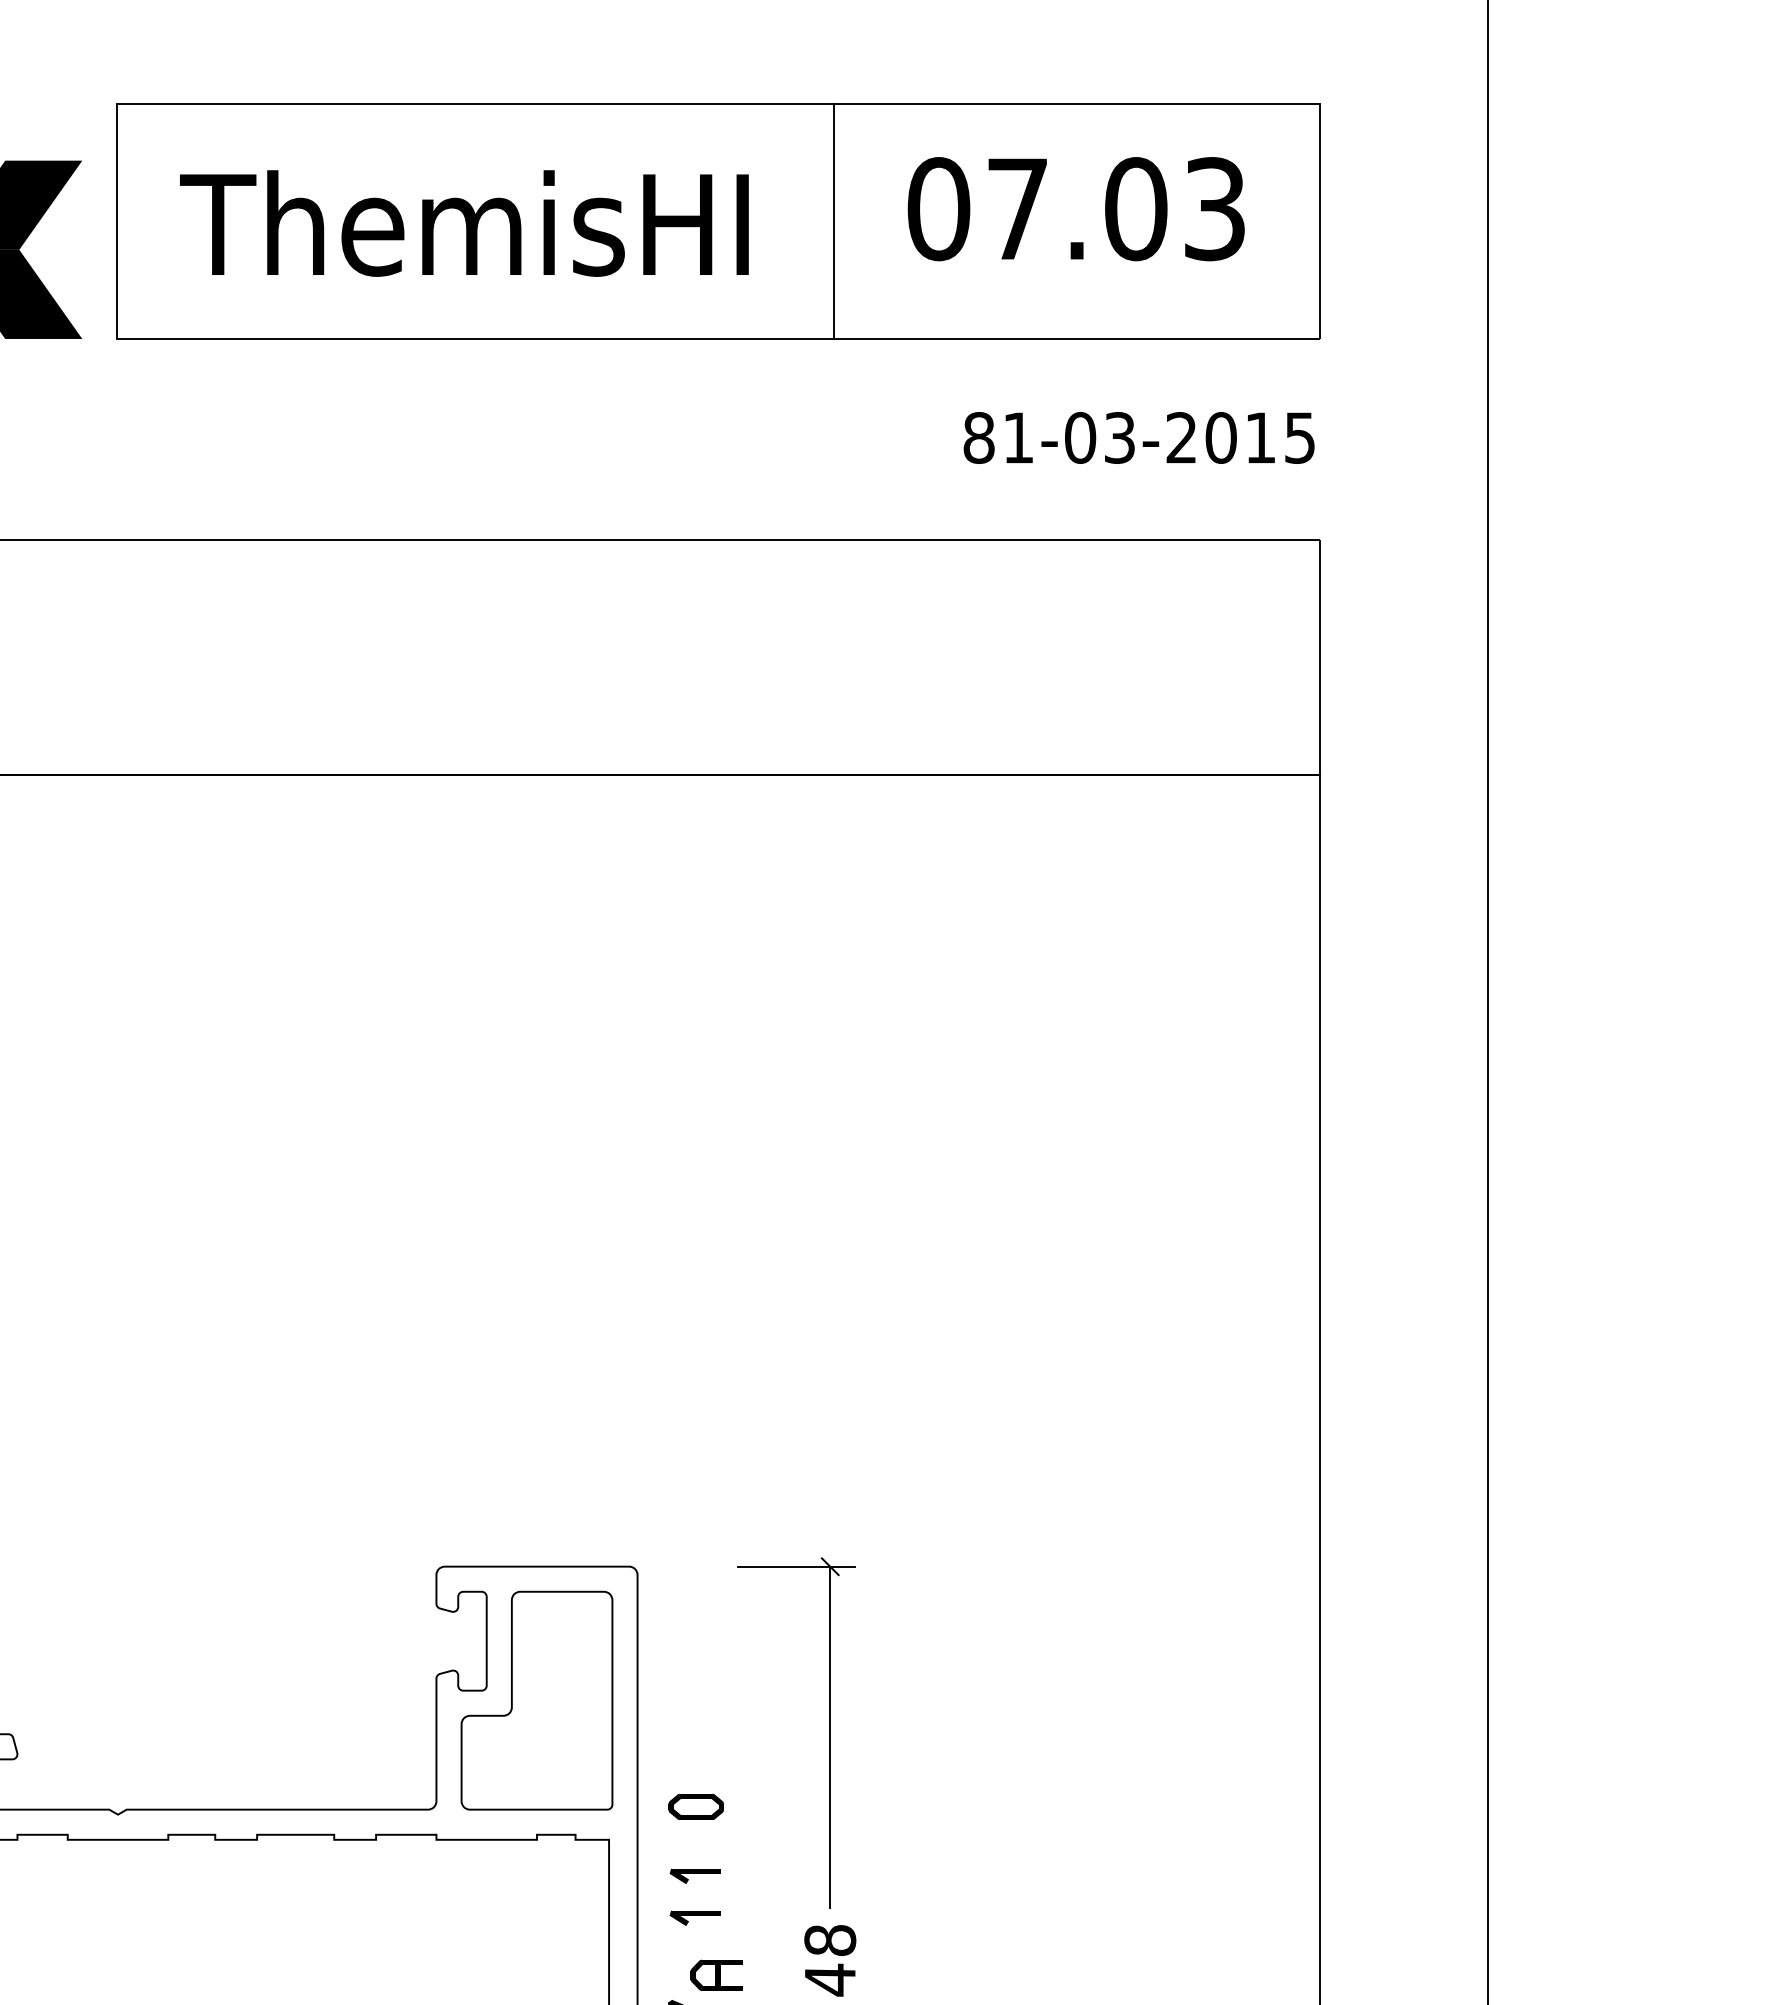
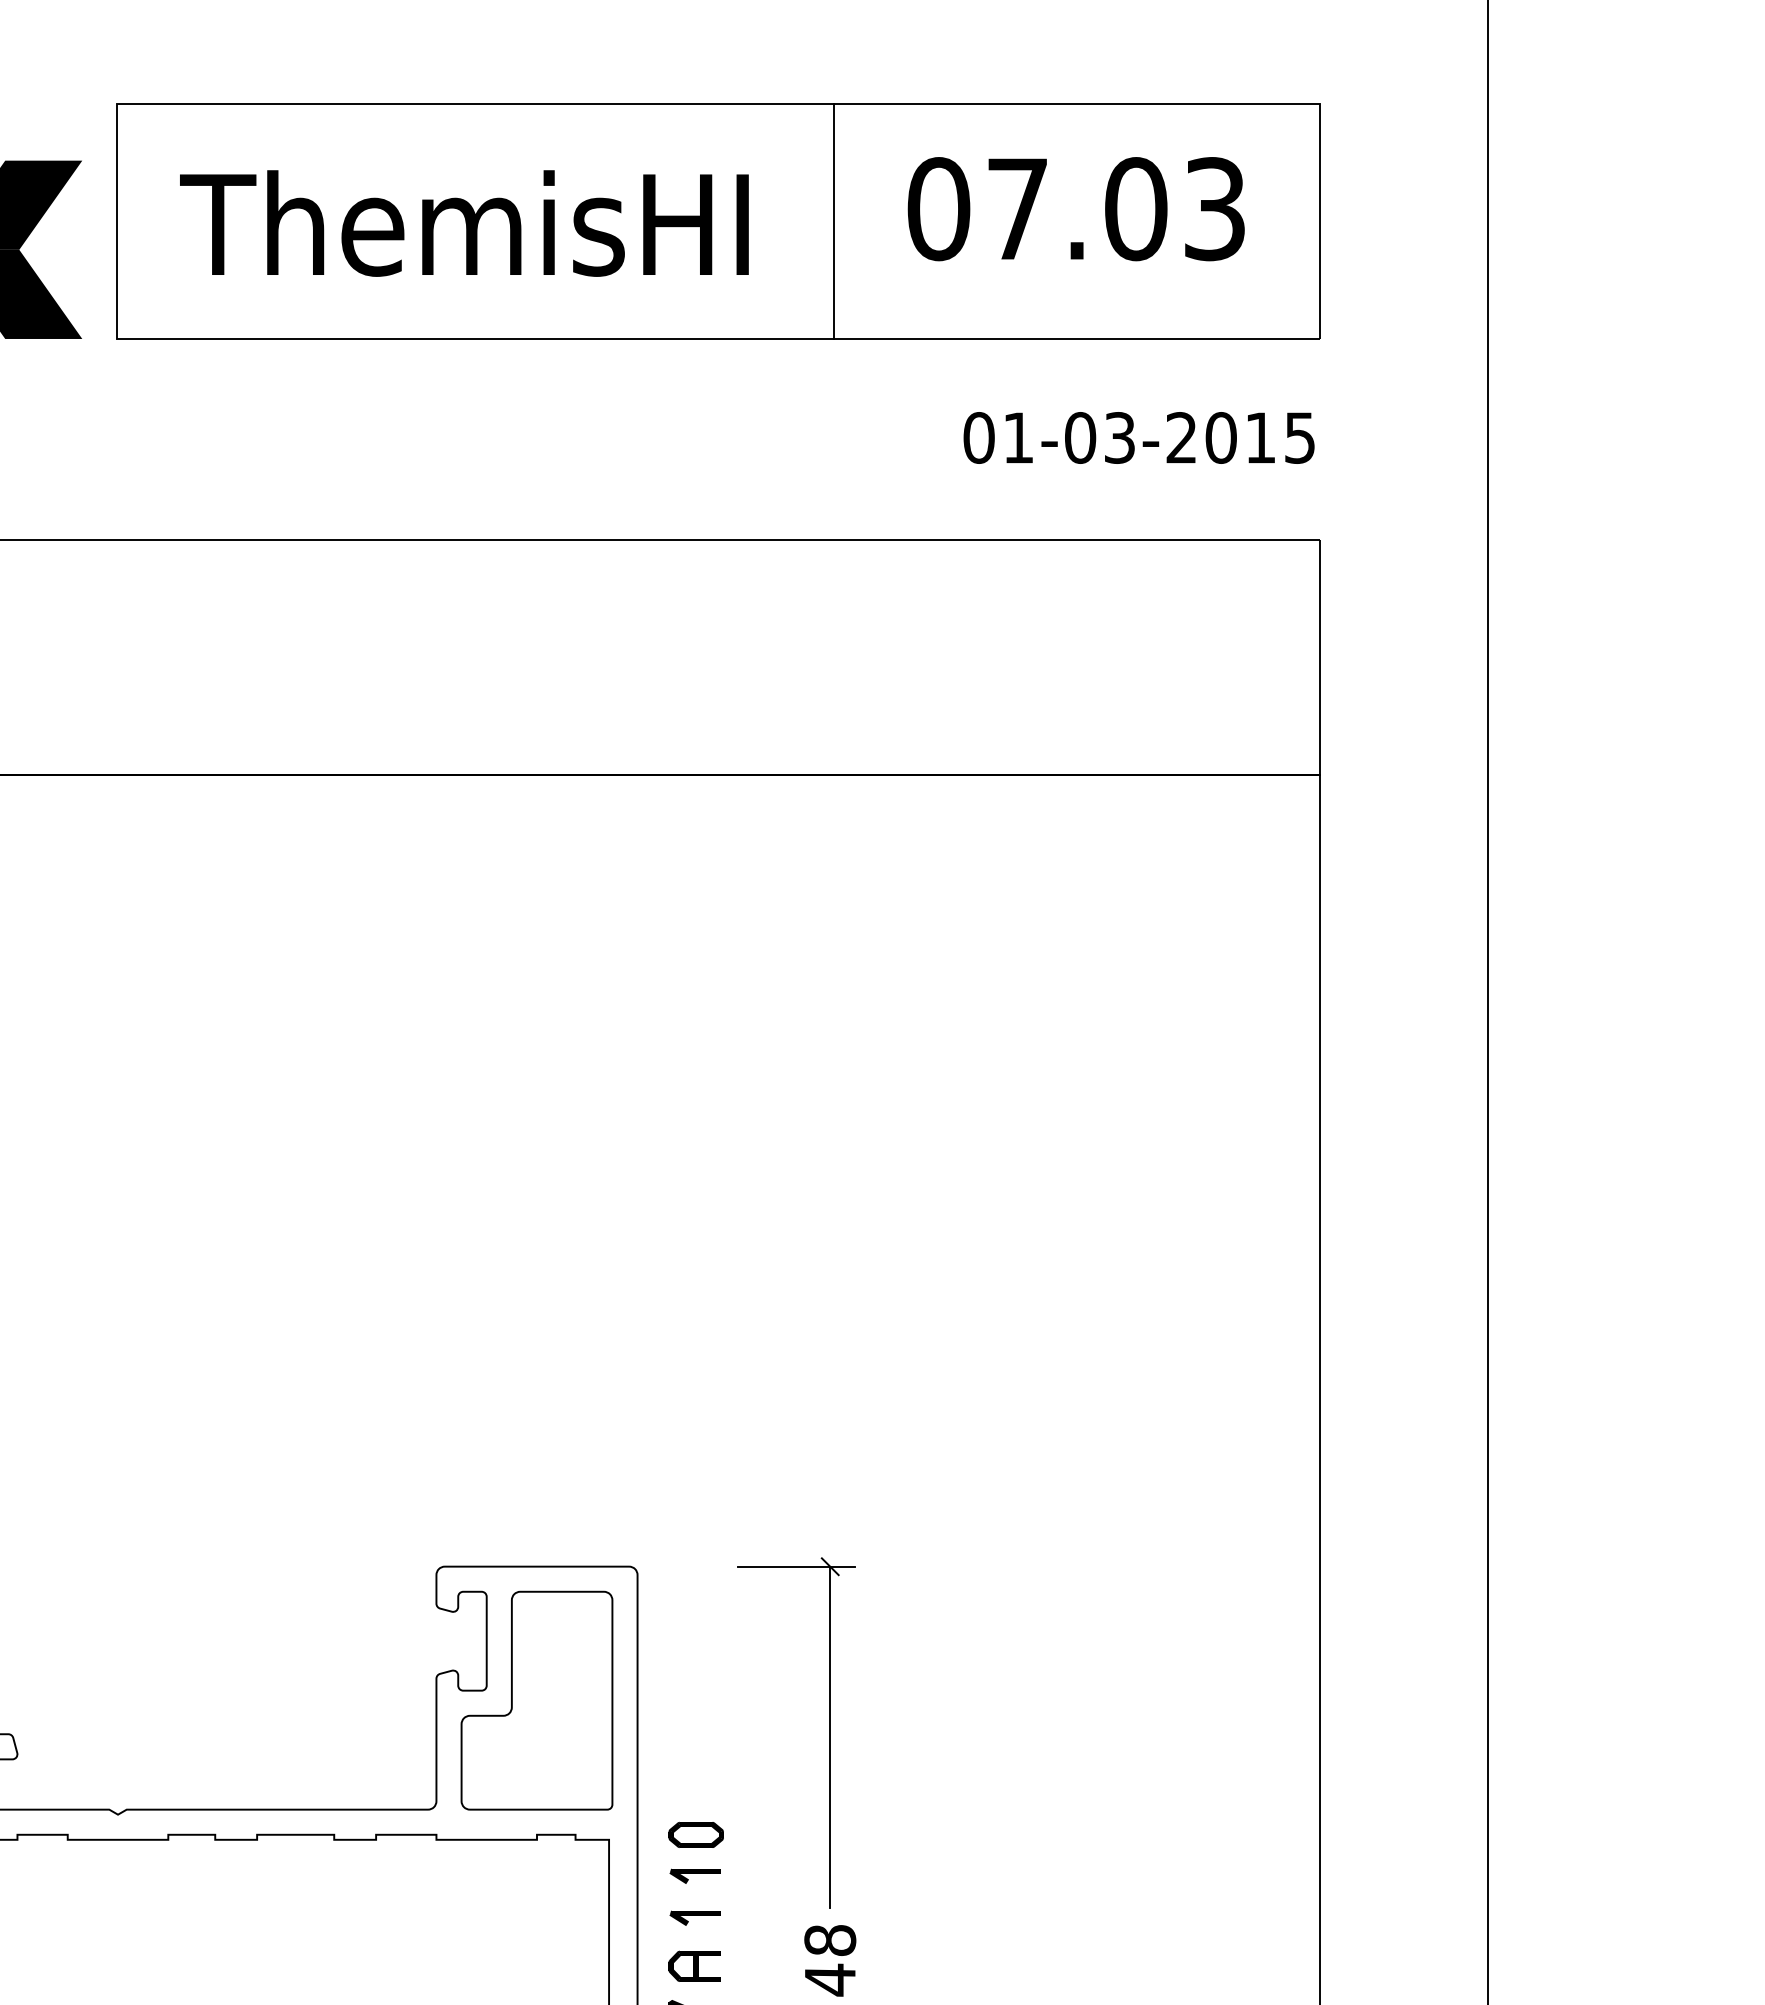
text: 81-03-2015 -> 01-03-2015 (978, 437)
part position: (695, 1806) -> (695, 1834) (695, 1834)
part position: (716, 1974) -> (694, 1965) (694, 1965)
